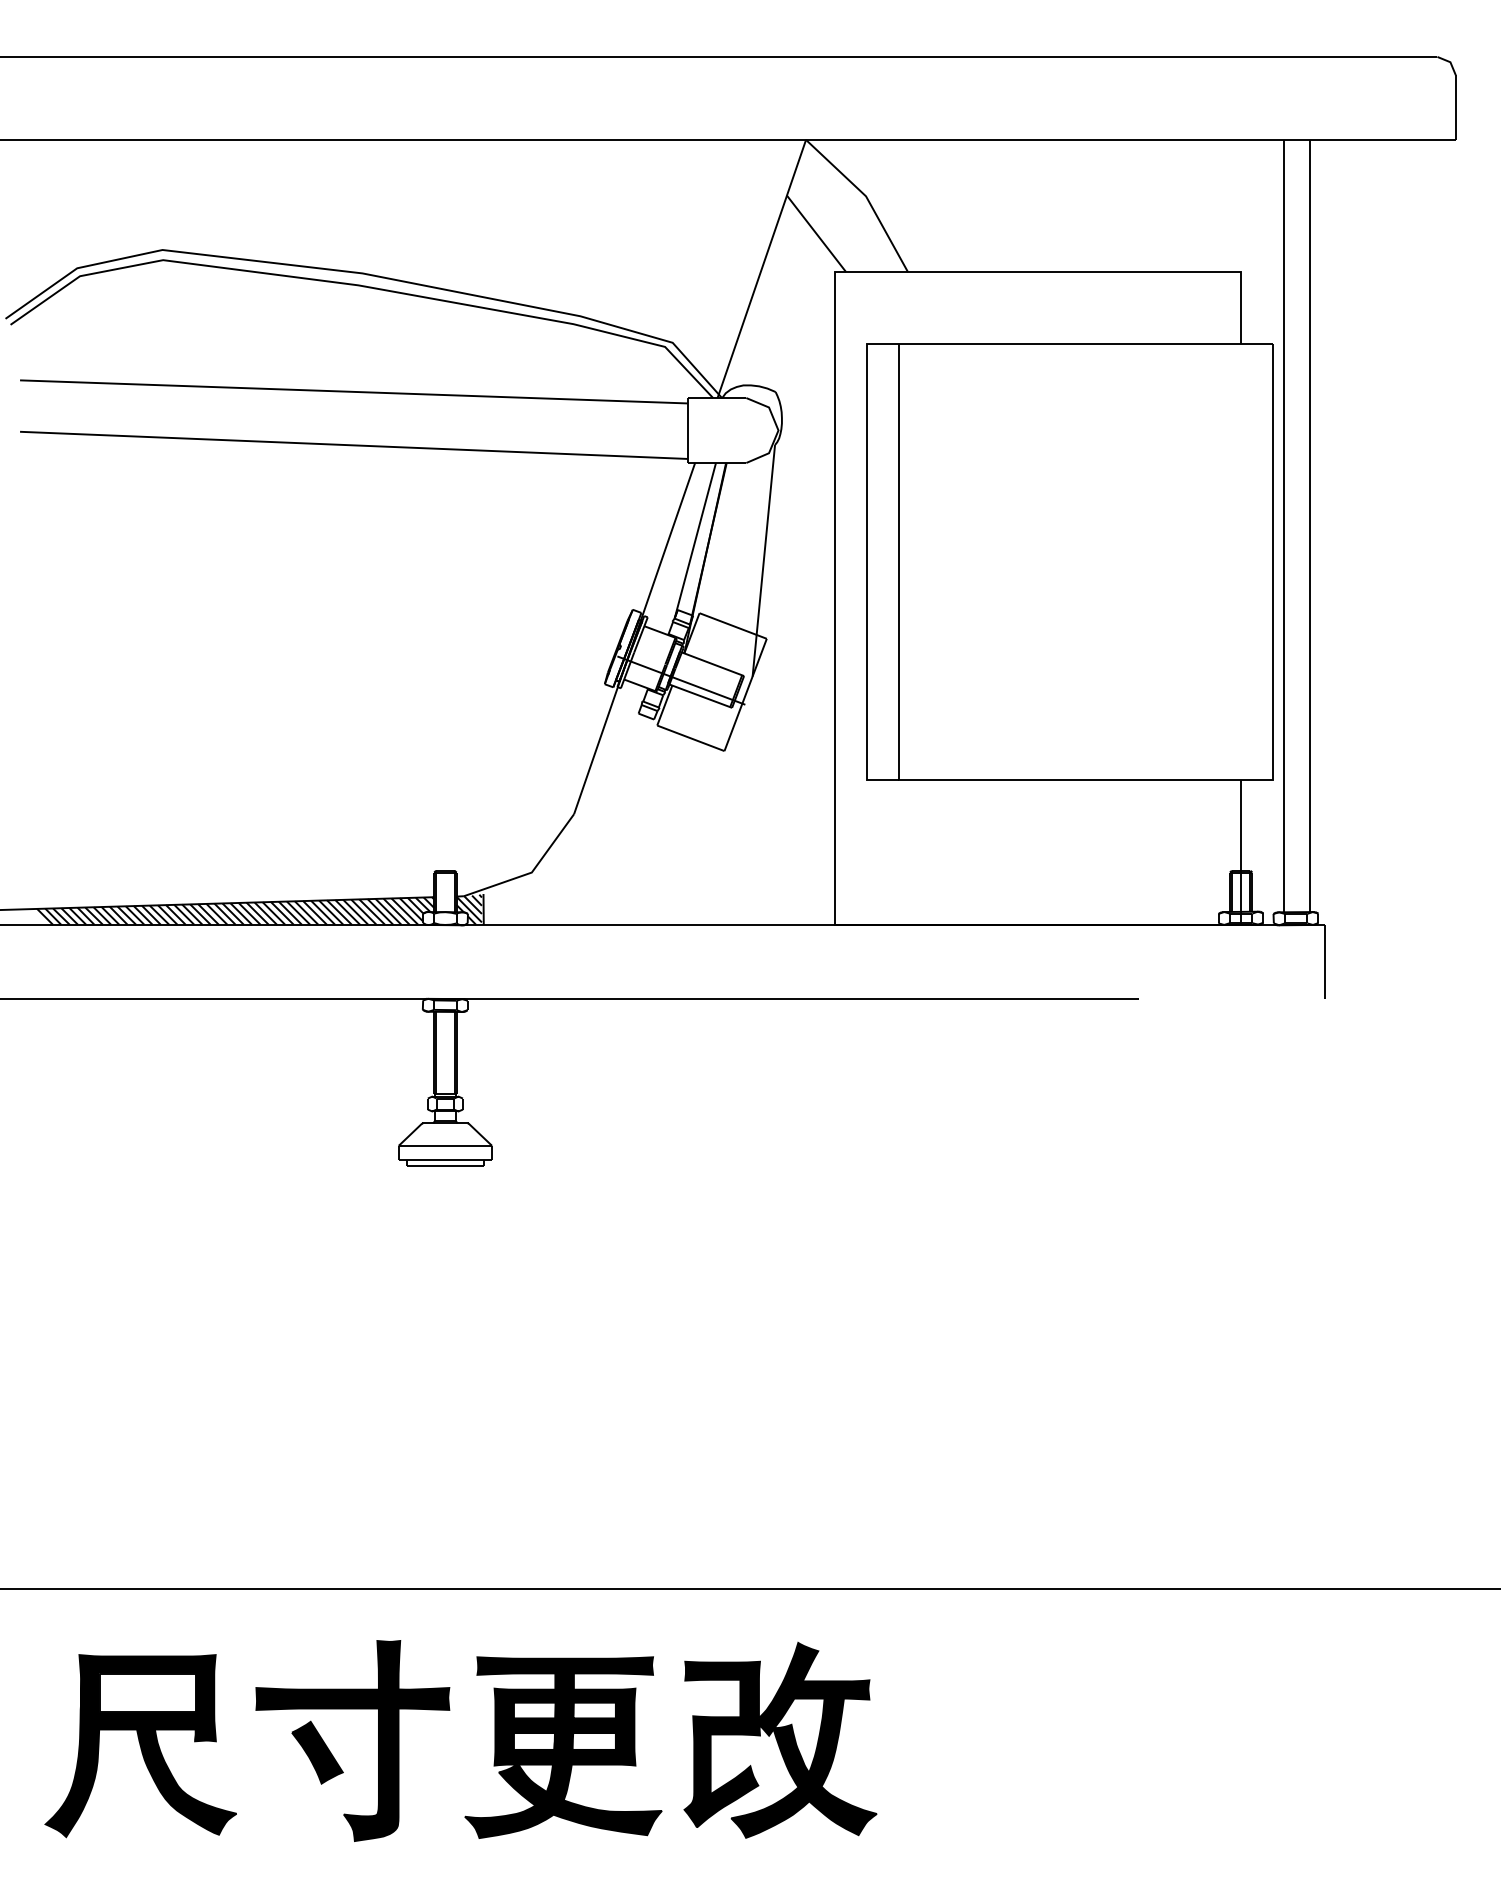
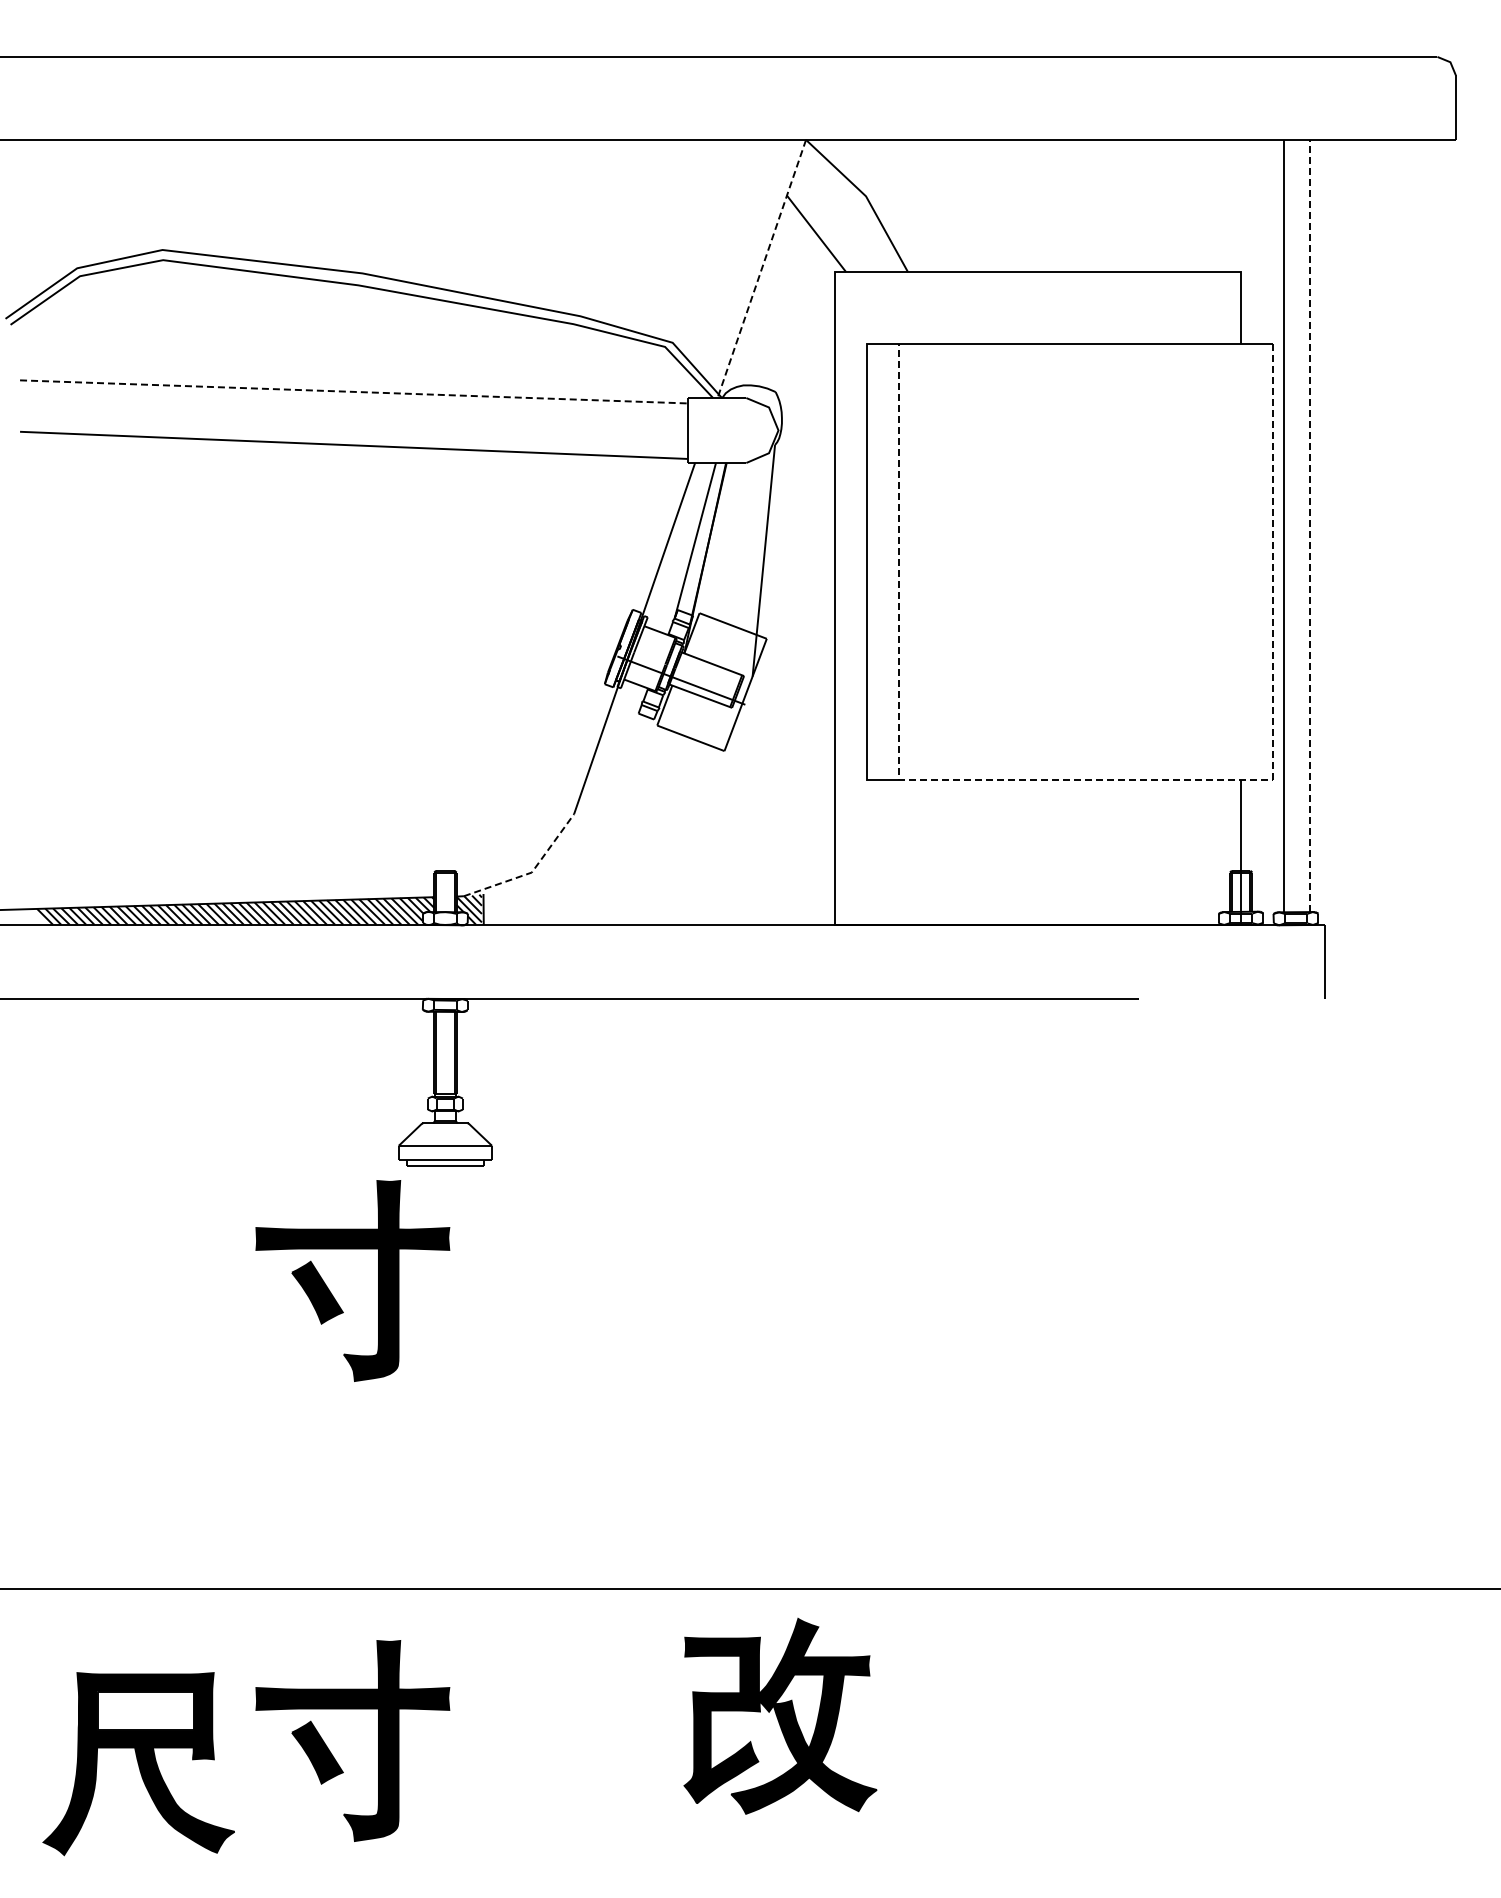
line: solid -> dashed (761, 269)
line: solid -> dashed (353, 391)
line: solid -> dashed (1309, 525)
line: solid -> dashed (1085, 779)
line: solid -> dashed (531, 872)
part: none -> present (331, 1292)
part position: (780, 1739) -> (780, 1715) (780, 1715)
part position: (140, 1746) -> (138, 1764) (138, 1764)
part: present -> none (563, 1747)
